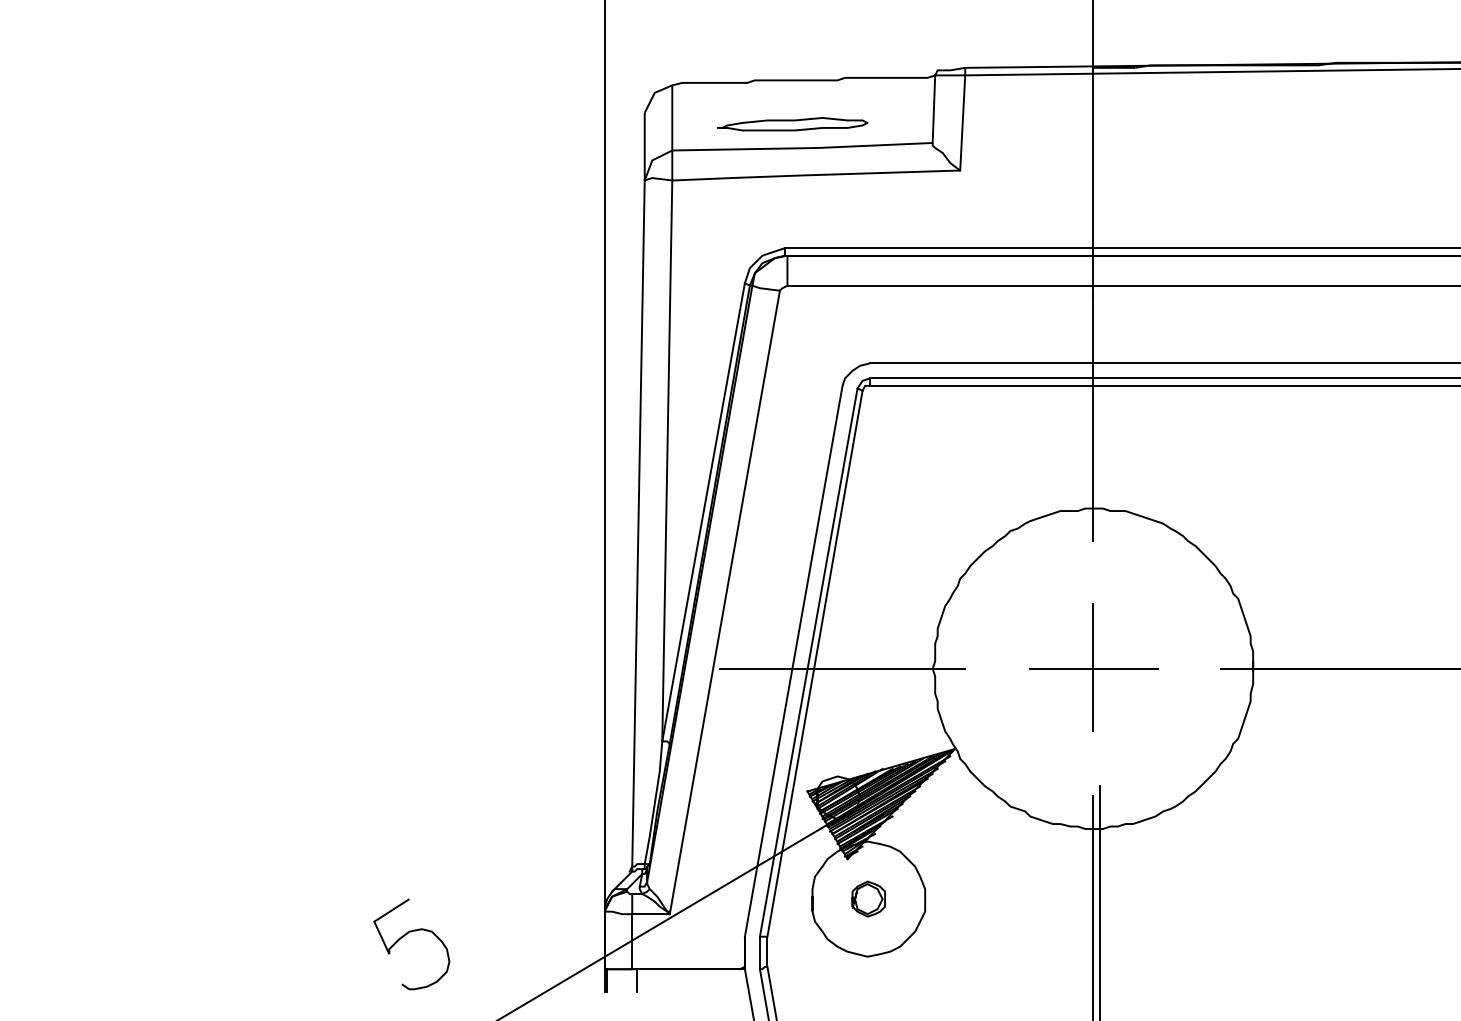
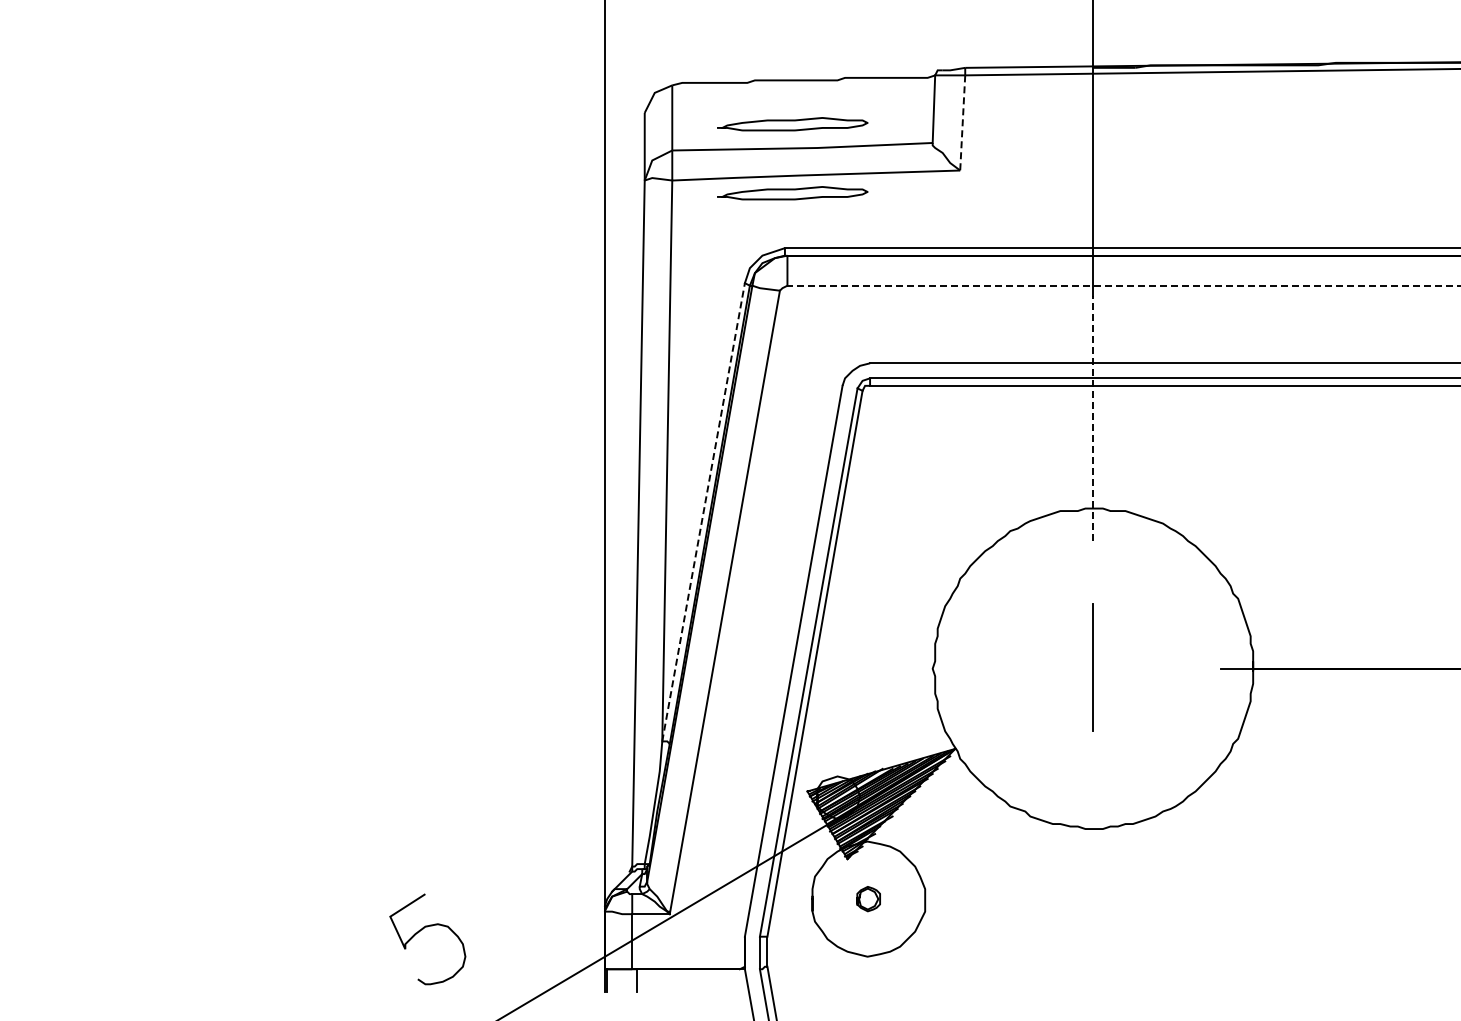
line: solid -> dashed (962, 122)
part: none -> present (792, 193)
line: solid -> dashed (1123, 285)
line: solid -> dashed (1092, 418)
line: solid -> dashed (703, 512)
line: present -> none (842, 668)
line: present -> none (1094, 668)
part size: 35x38 px -> 25x27 px (868, 899)
line: present -> none (1100, 901)
line: present -> none (1092, 906)
curve position: (406, 935) -> (422, 930) (422, 930)
